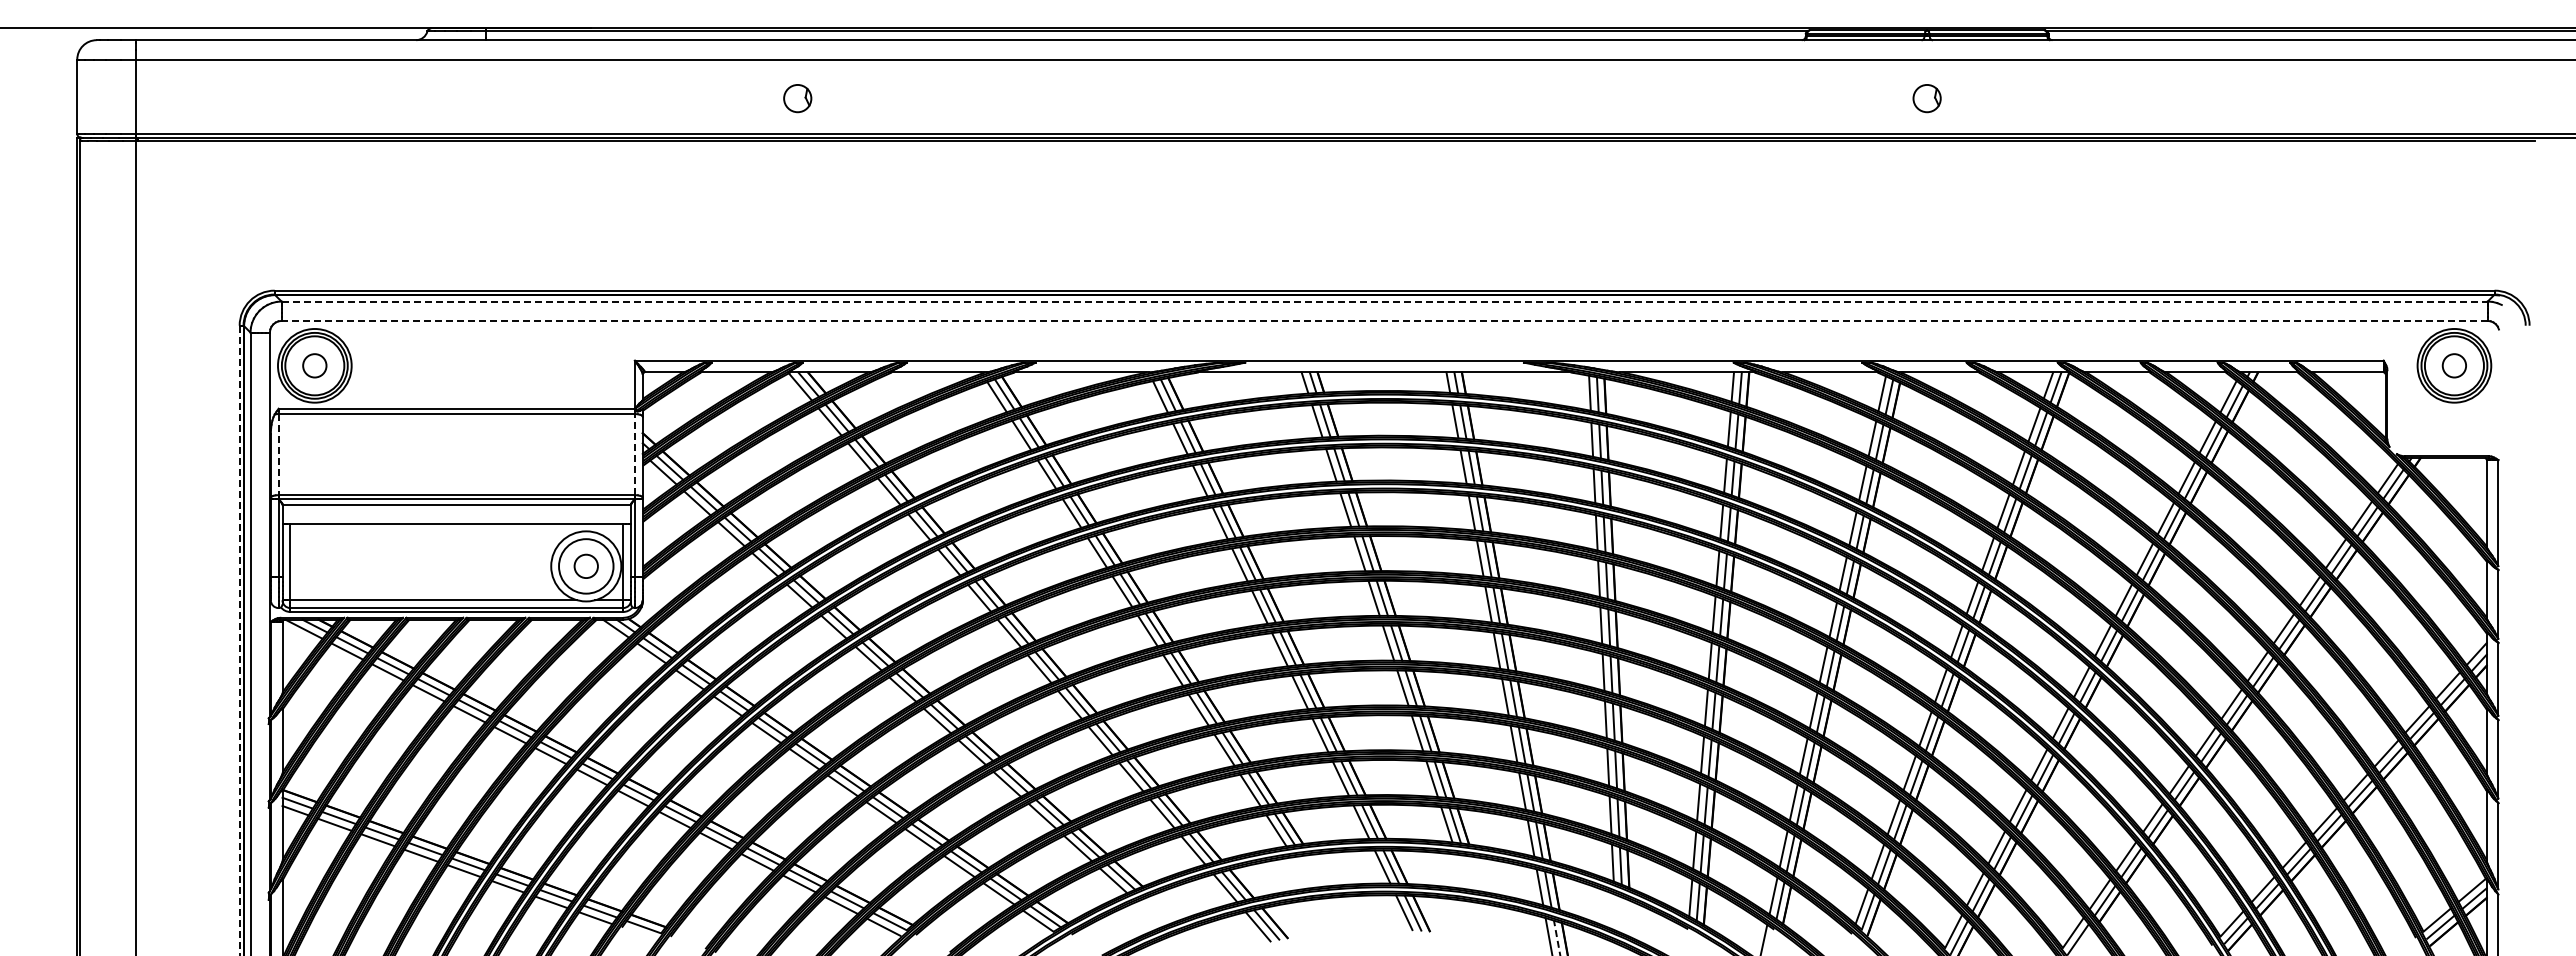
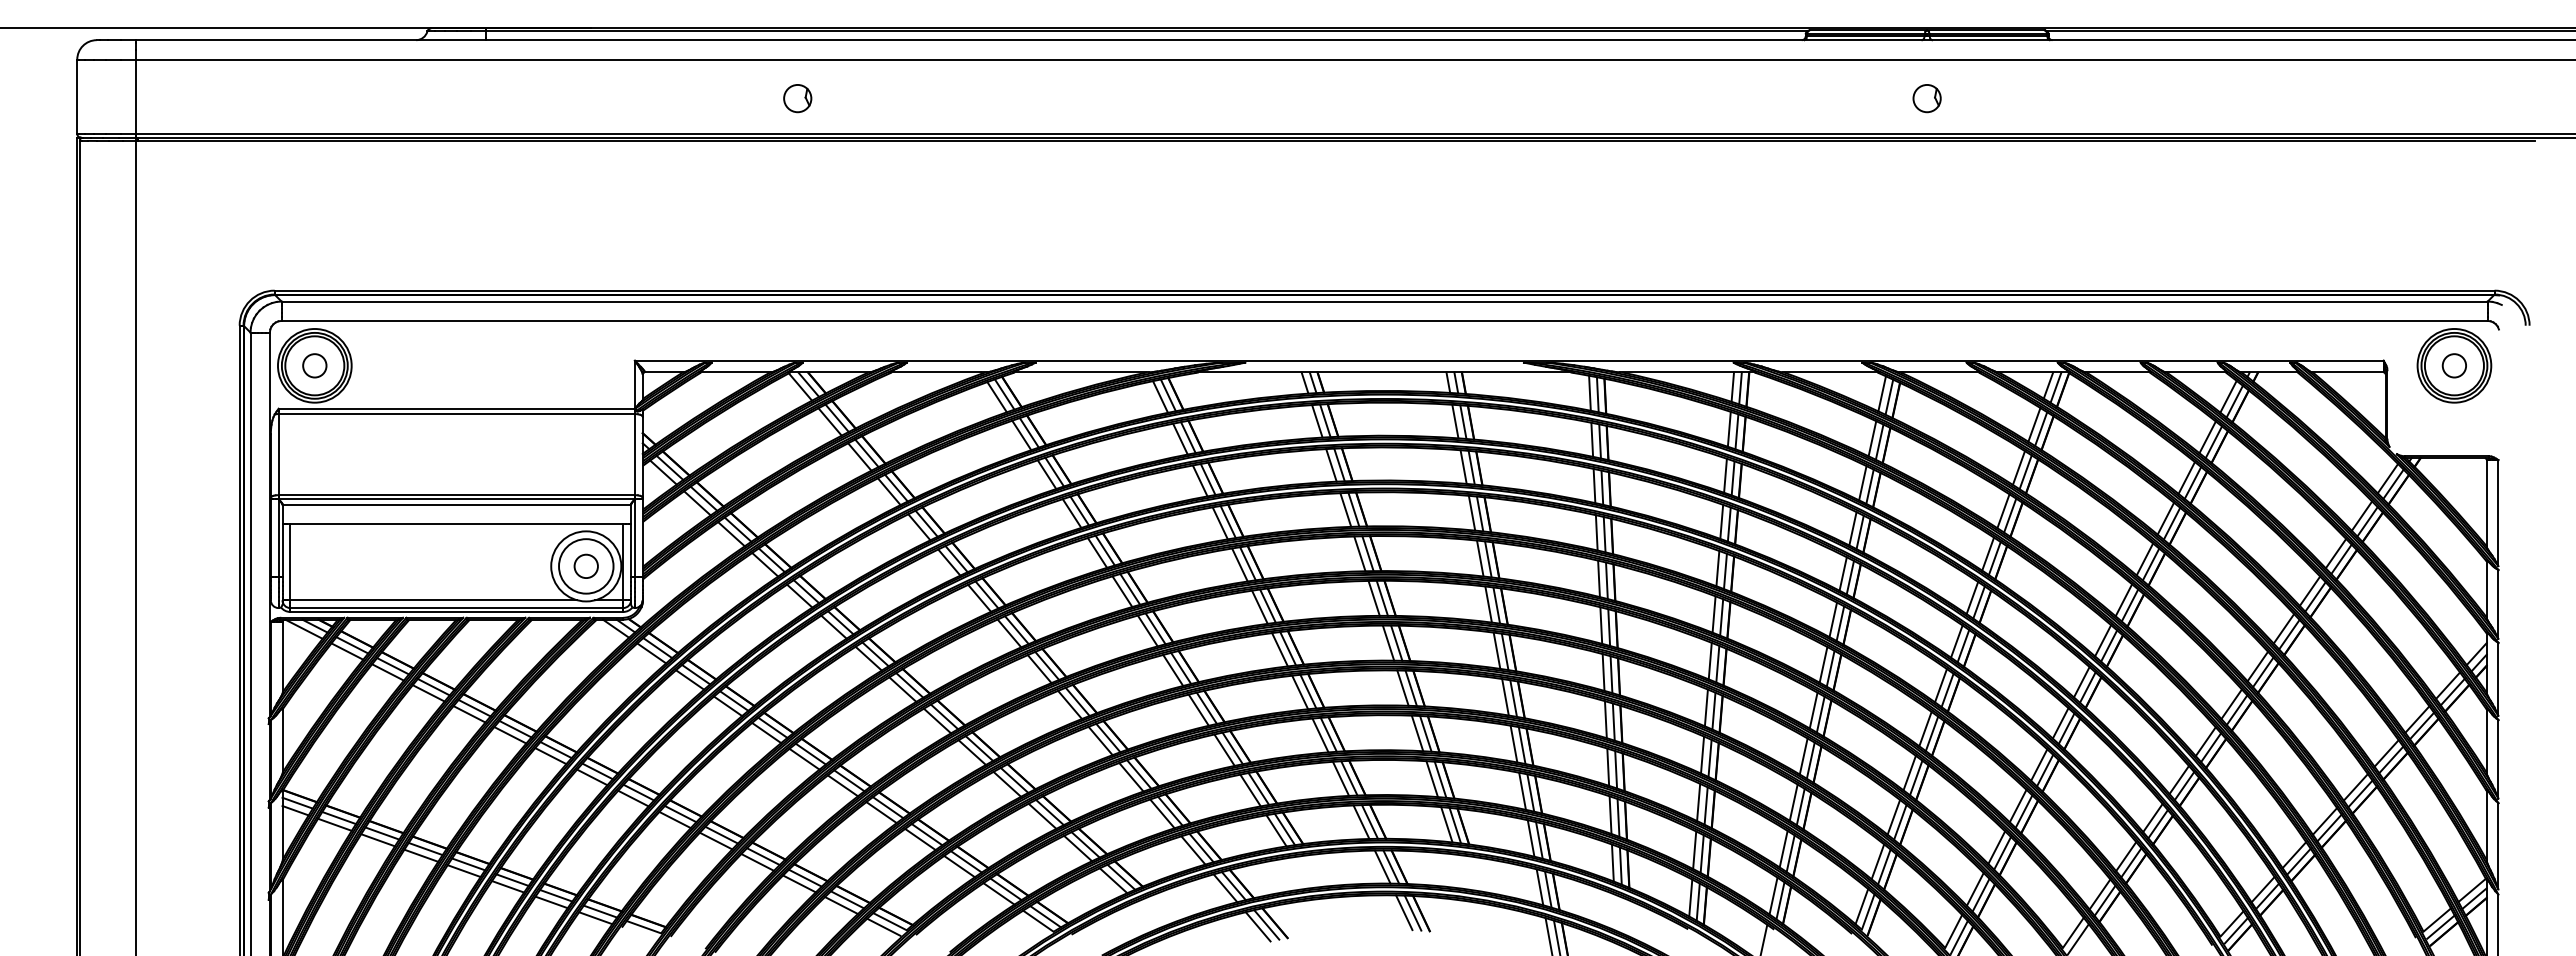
line: dashed -> solid (1385, 301)
line: dashed -> solid (1384, 320)
line: dashed -> solid (278, 454)
line: dashed -> solid (634, 454)
line: dashed -> solid (239, 640)
line: dashed -> solid (1557, 938)
